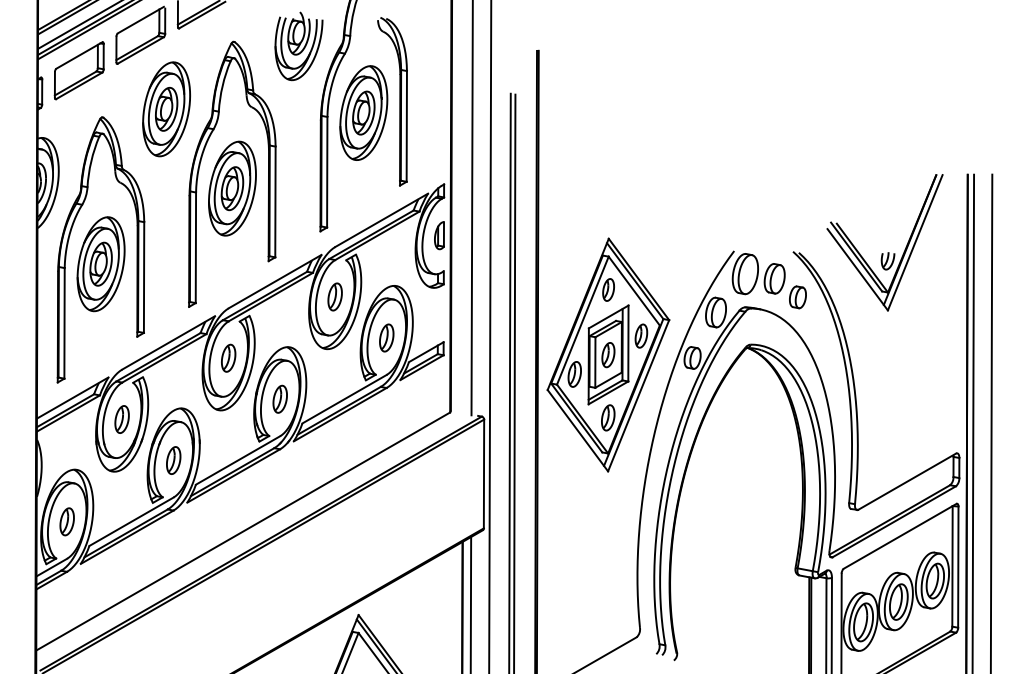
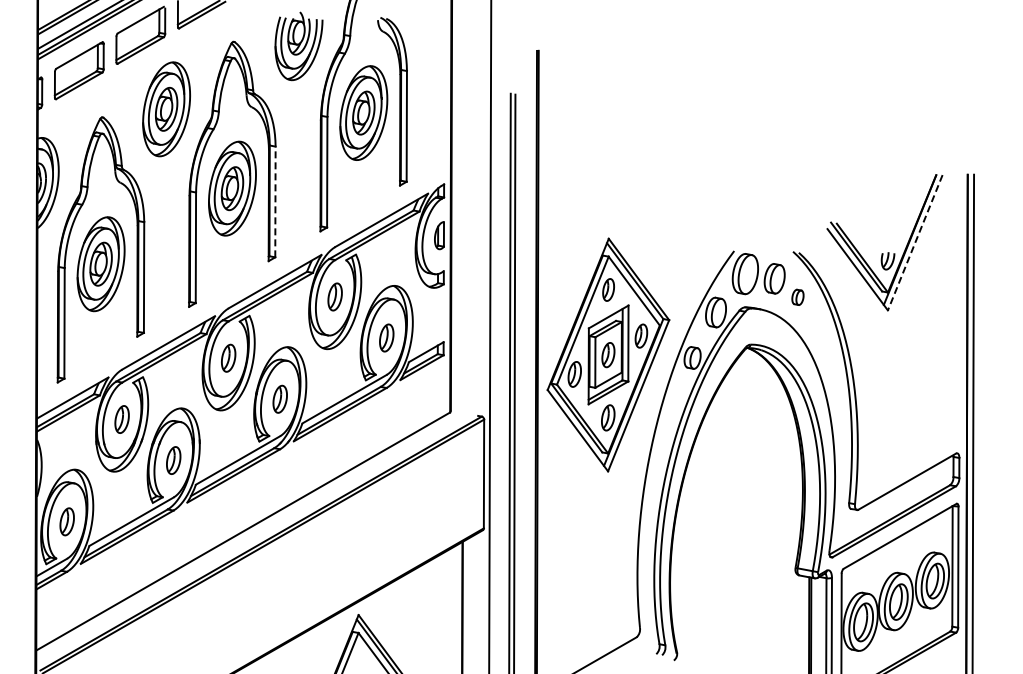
line: solid -> dashed (275, 201)
line: present -> none (471, 208)
line: solid -> dashed (915, 242)
part size: 18x25 px -> 14x18 px (797, 296)
line: present -> none (991, 422)
line: present -> none (470, 603)
